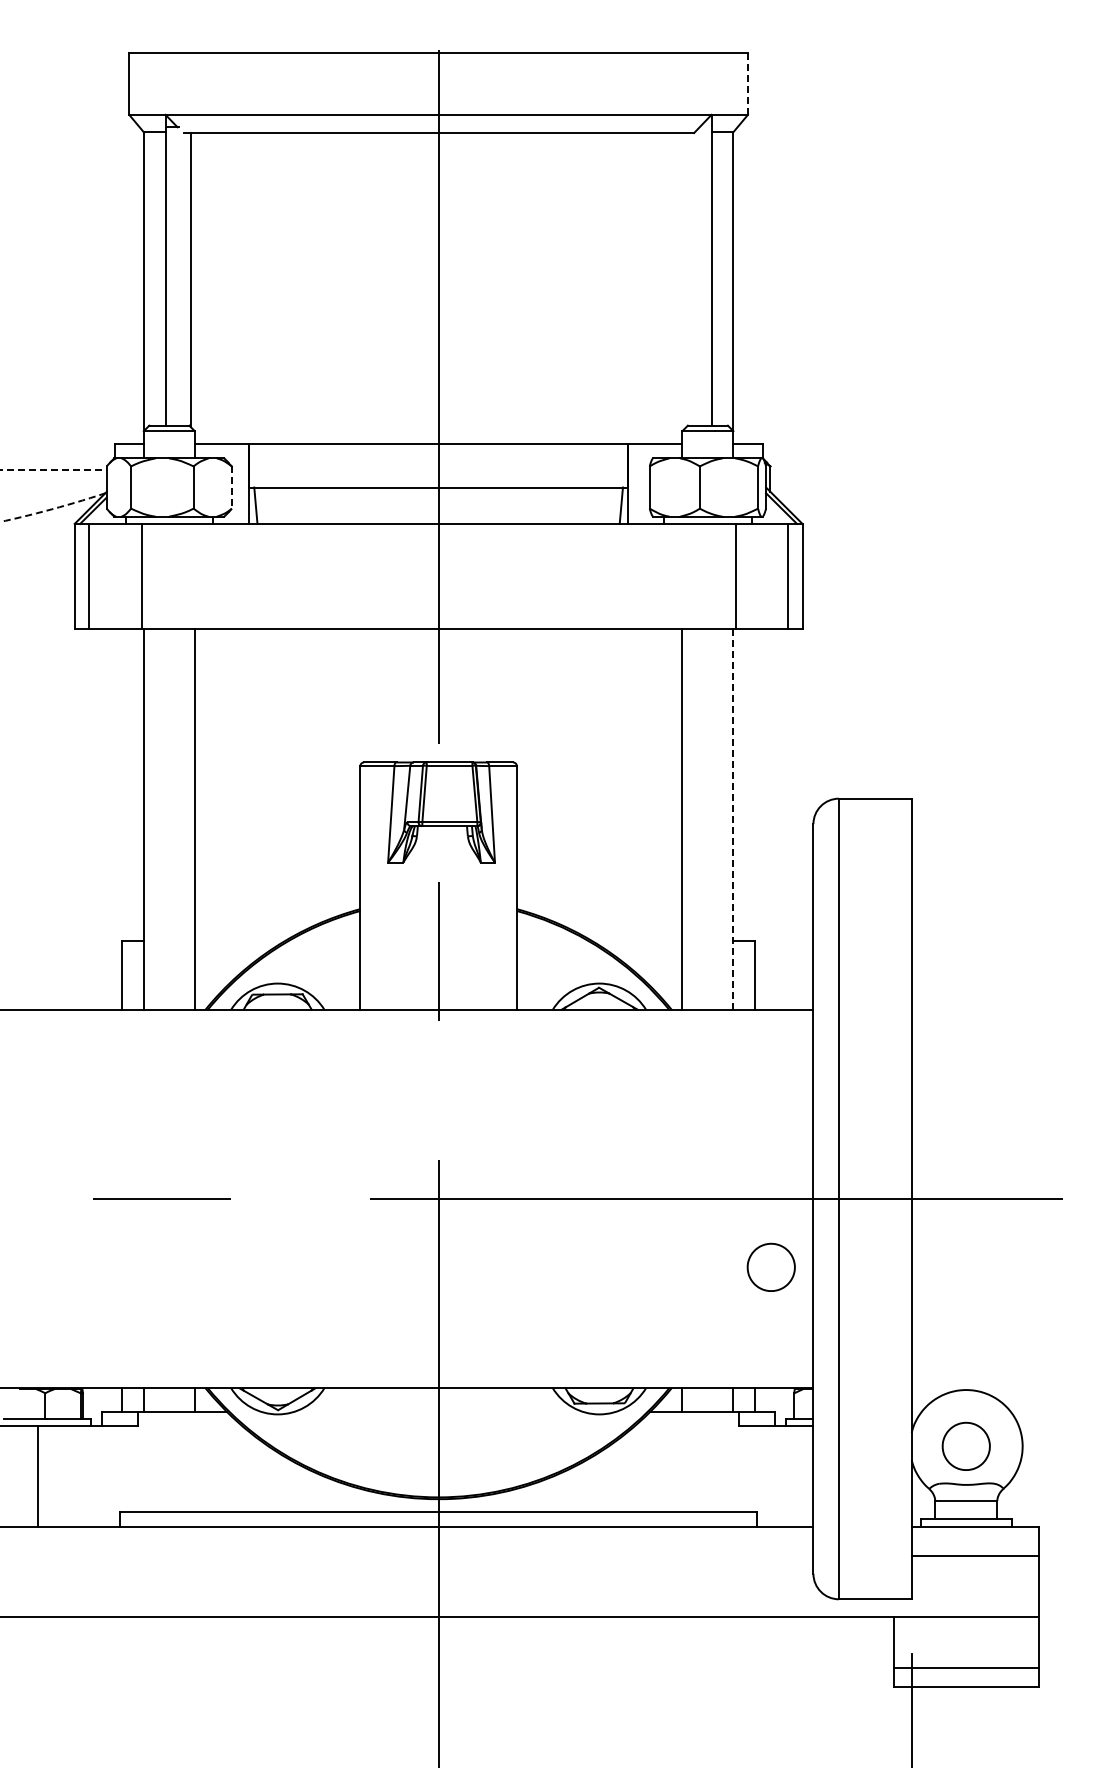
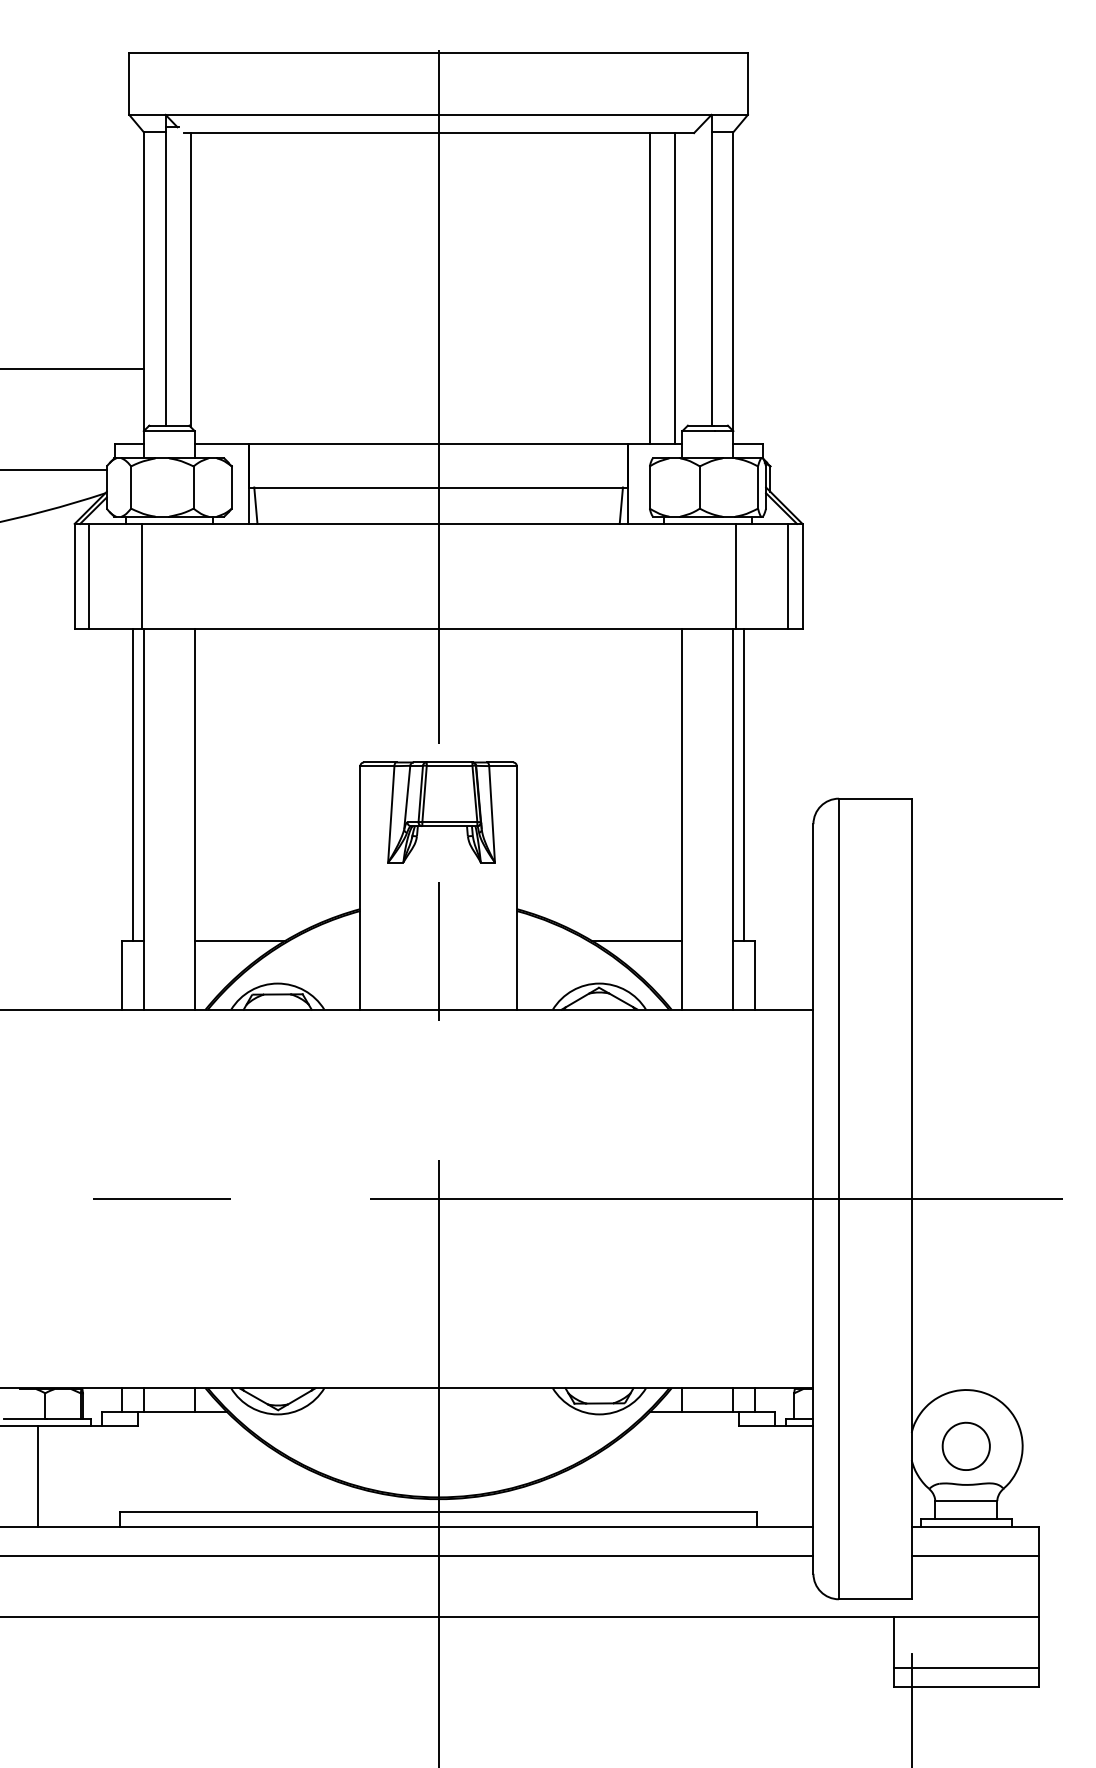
line: dashed -> solid (747, 83)
line: none -> present (649, 288)
line: none -> present (675, 288)
line: none -> present (72, 368)
line: dashed -> solid (53, 469)
line: dashed -> solid (231, 488)
arc: dashed -> solid (52, 508)
line: none -> present (132, 784)
line: none -> present (744, 784)
line: dashed -> solid (733, 819)
line: none -> present (239, 940)
line: none -> present (636, 940)
part: present -> none (770, 1266)
line: none -> present (407, 1555)
